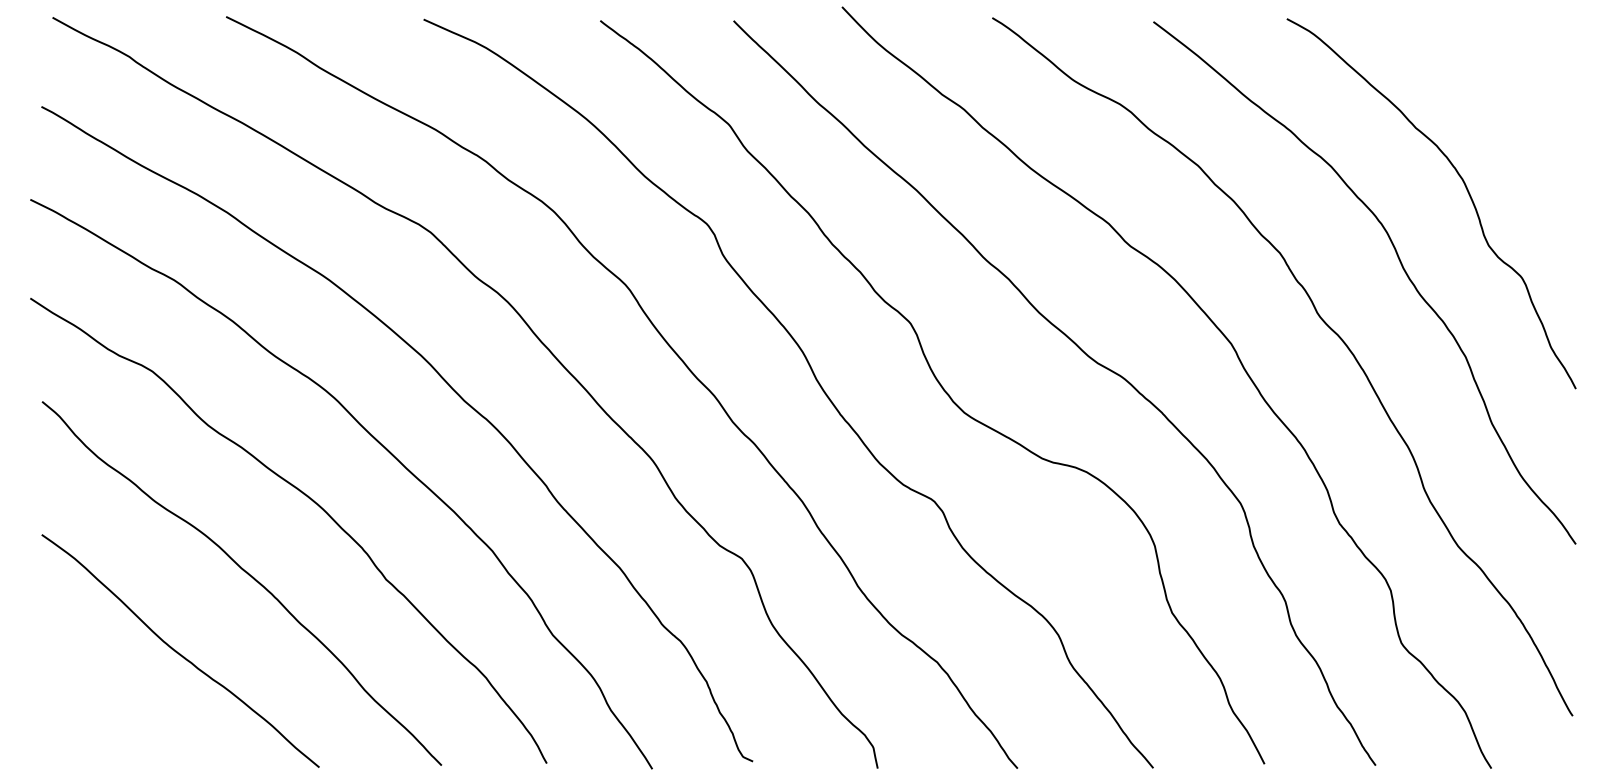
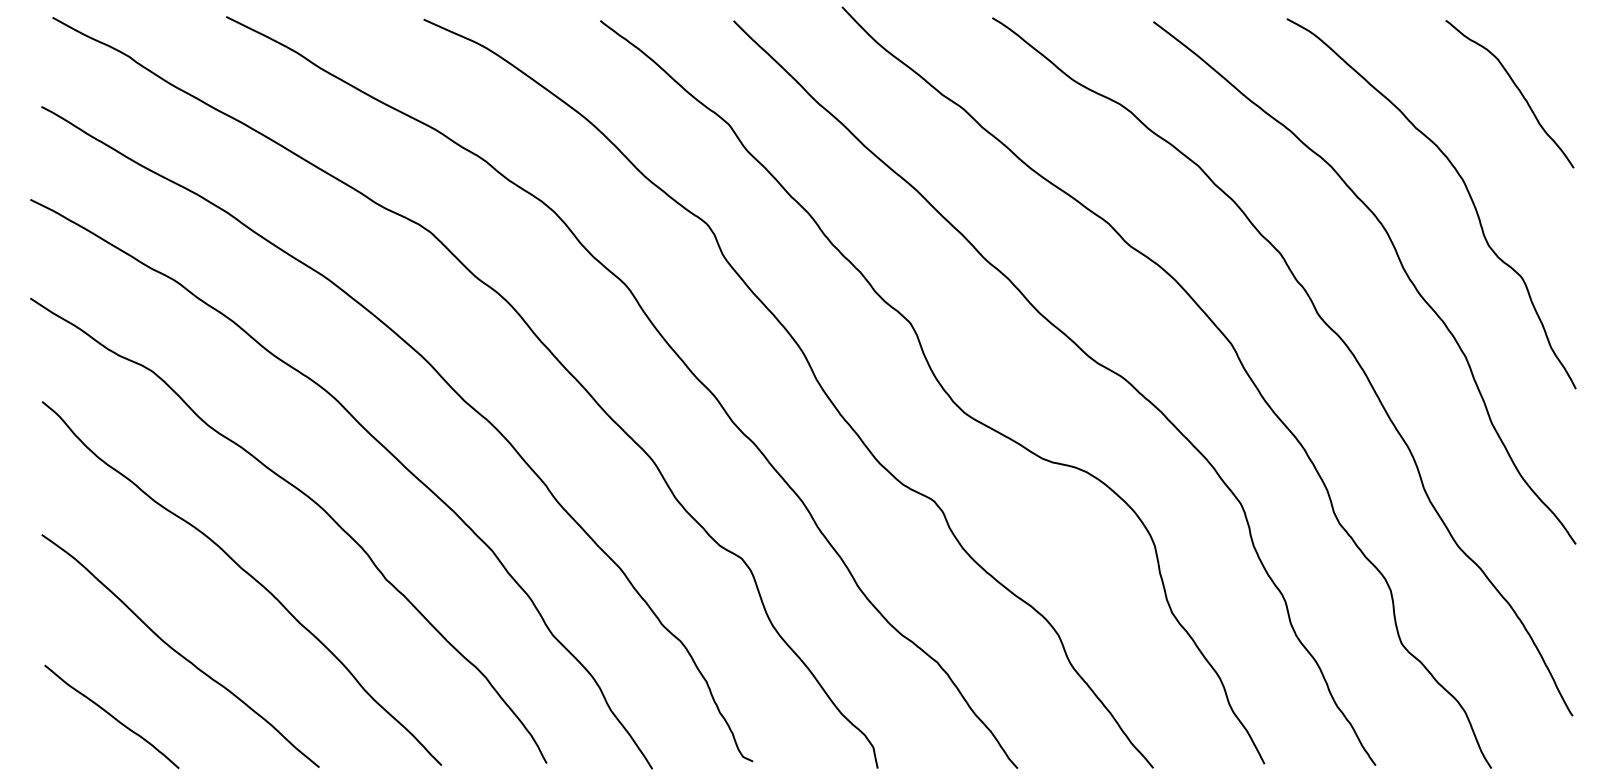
curve: none -> present (1516, 88)
curve: none -> present (111, 716)
